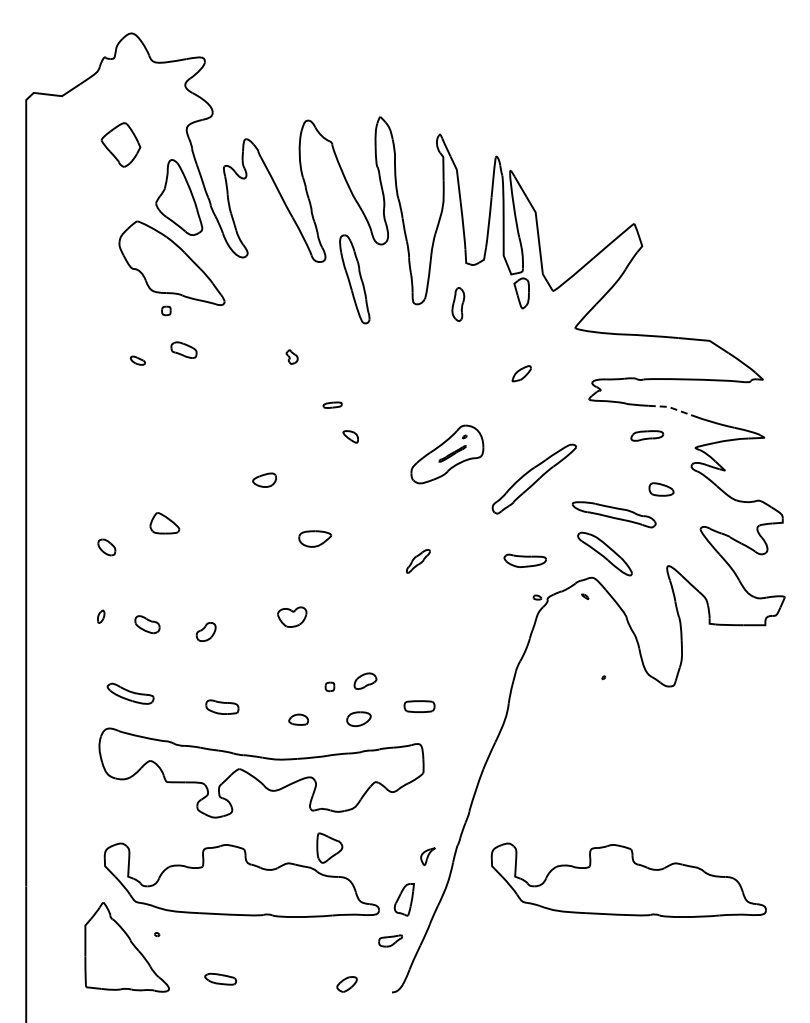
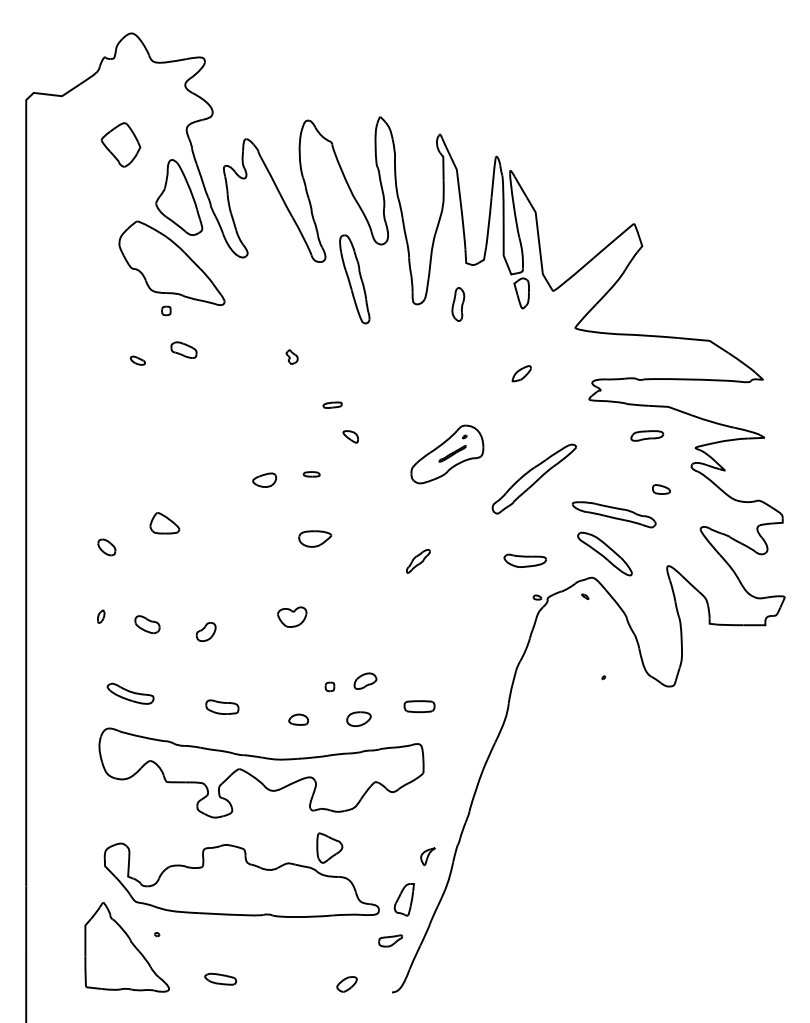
line: dashed -> solid (670, 407)
part: none -> present (311, 474)
part size: 27x15 px -> 19x11 px (661, 489)
part: present -> none (628, 879)
